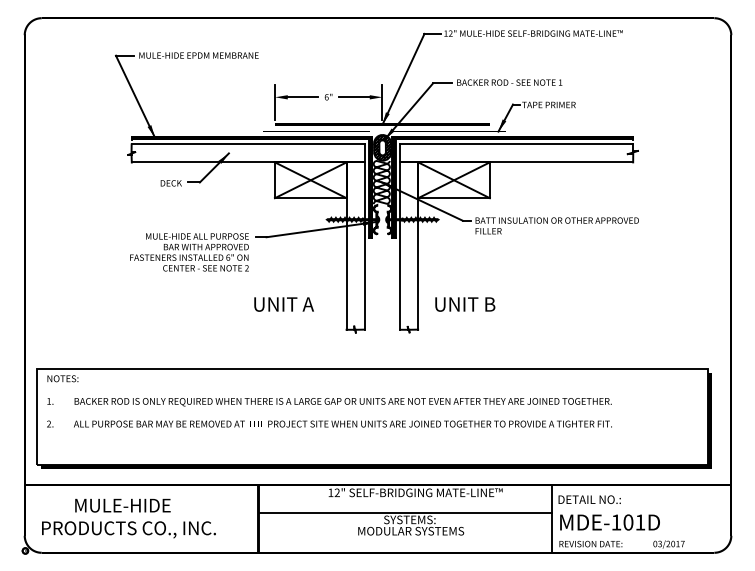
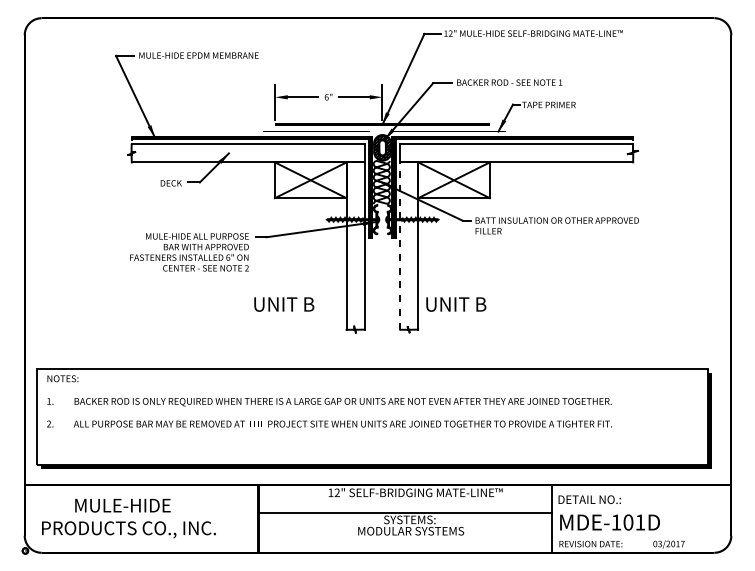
line: solid -> dashed (400, 246)
text: UNIT A -> UNIT B (308, 304)
text position: (465, 304) -> (456, 304) (456, 304)
